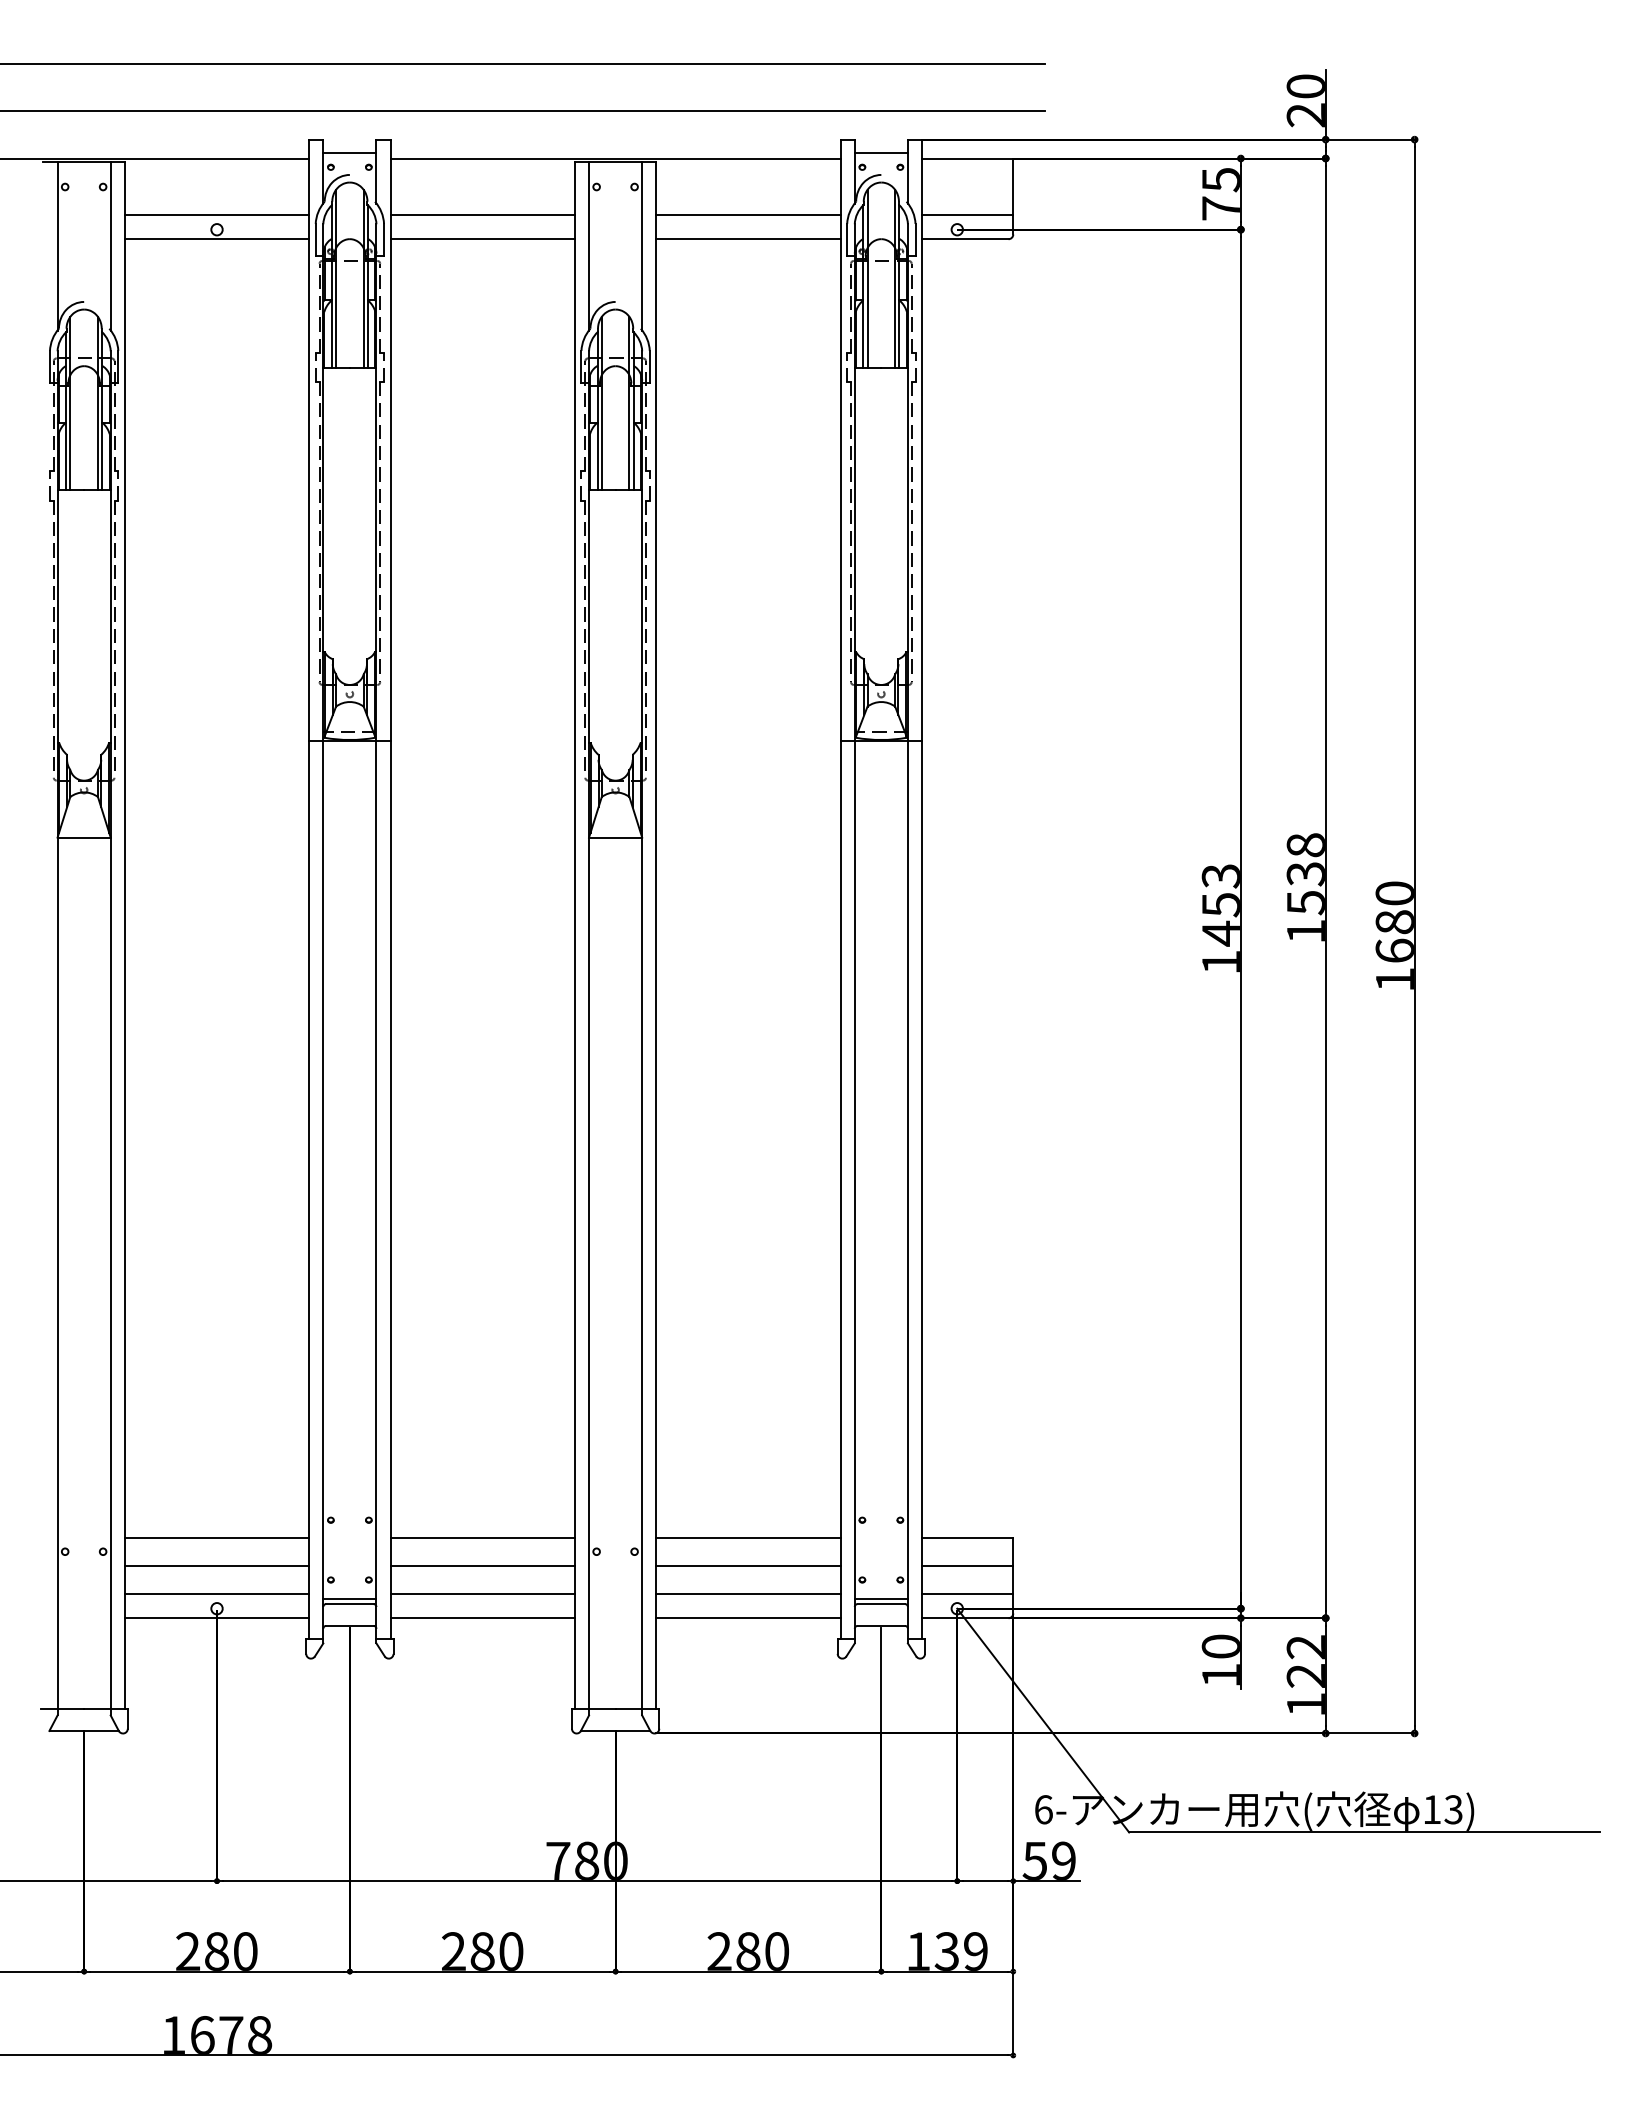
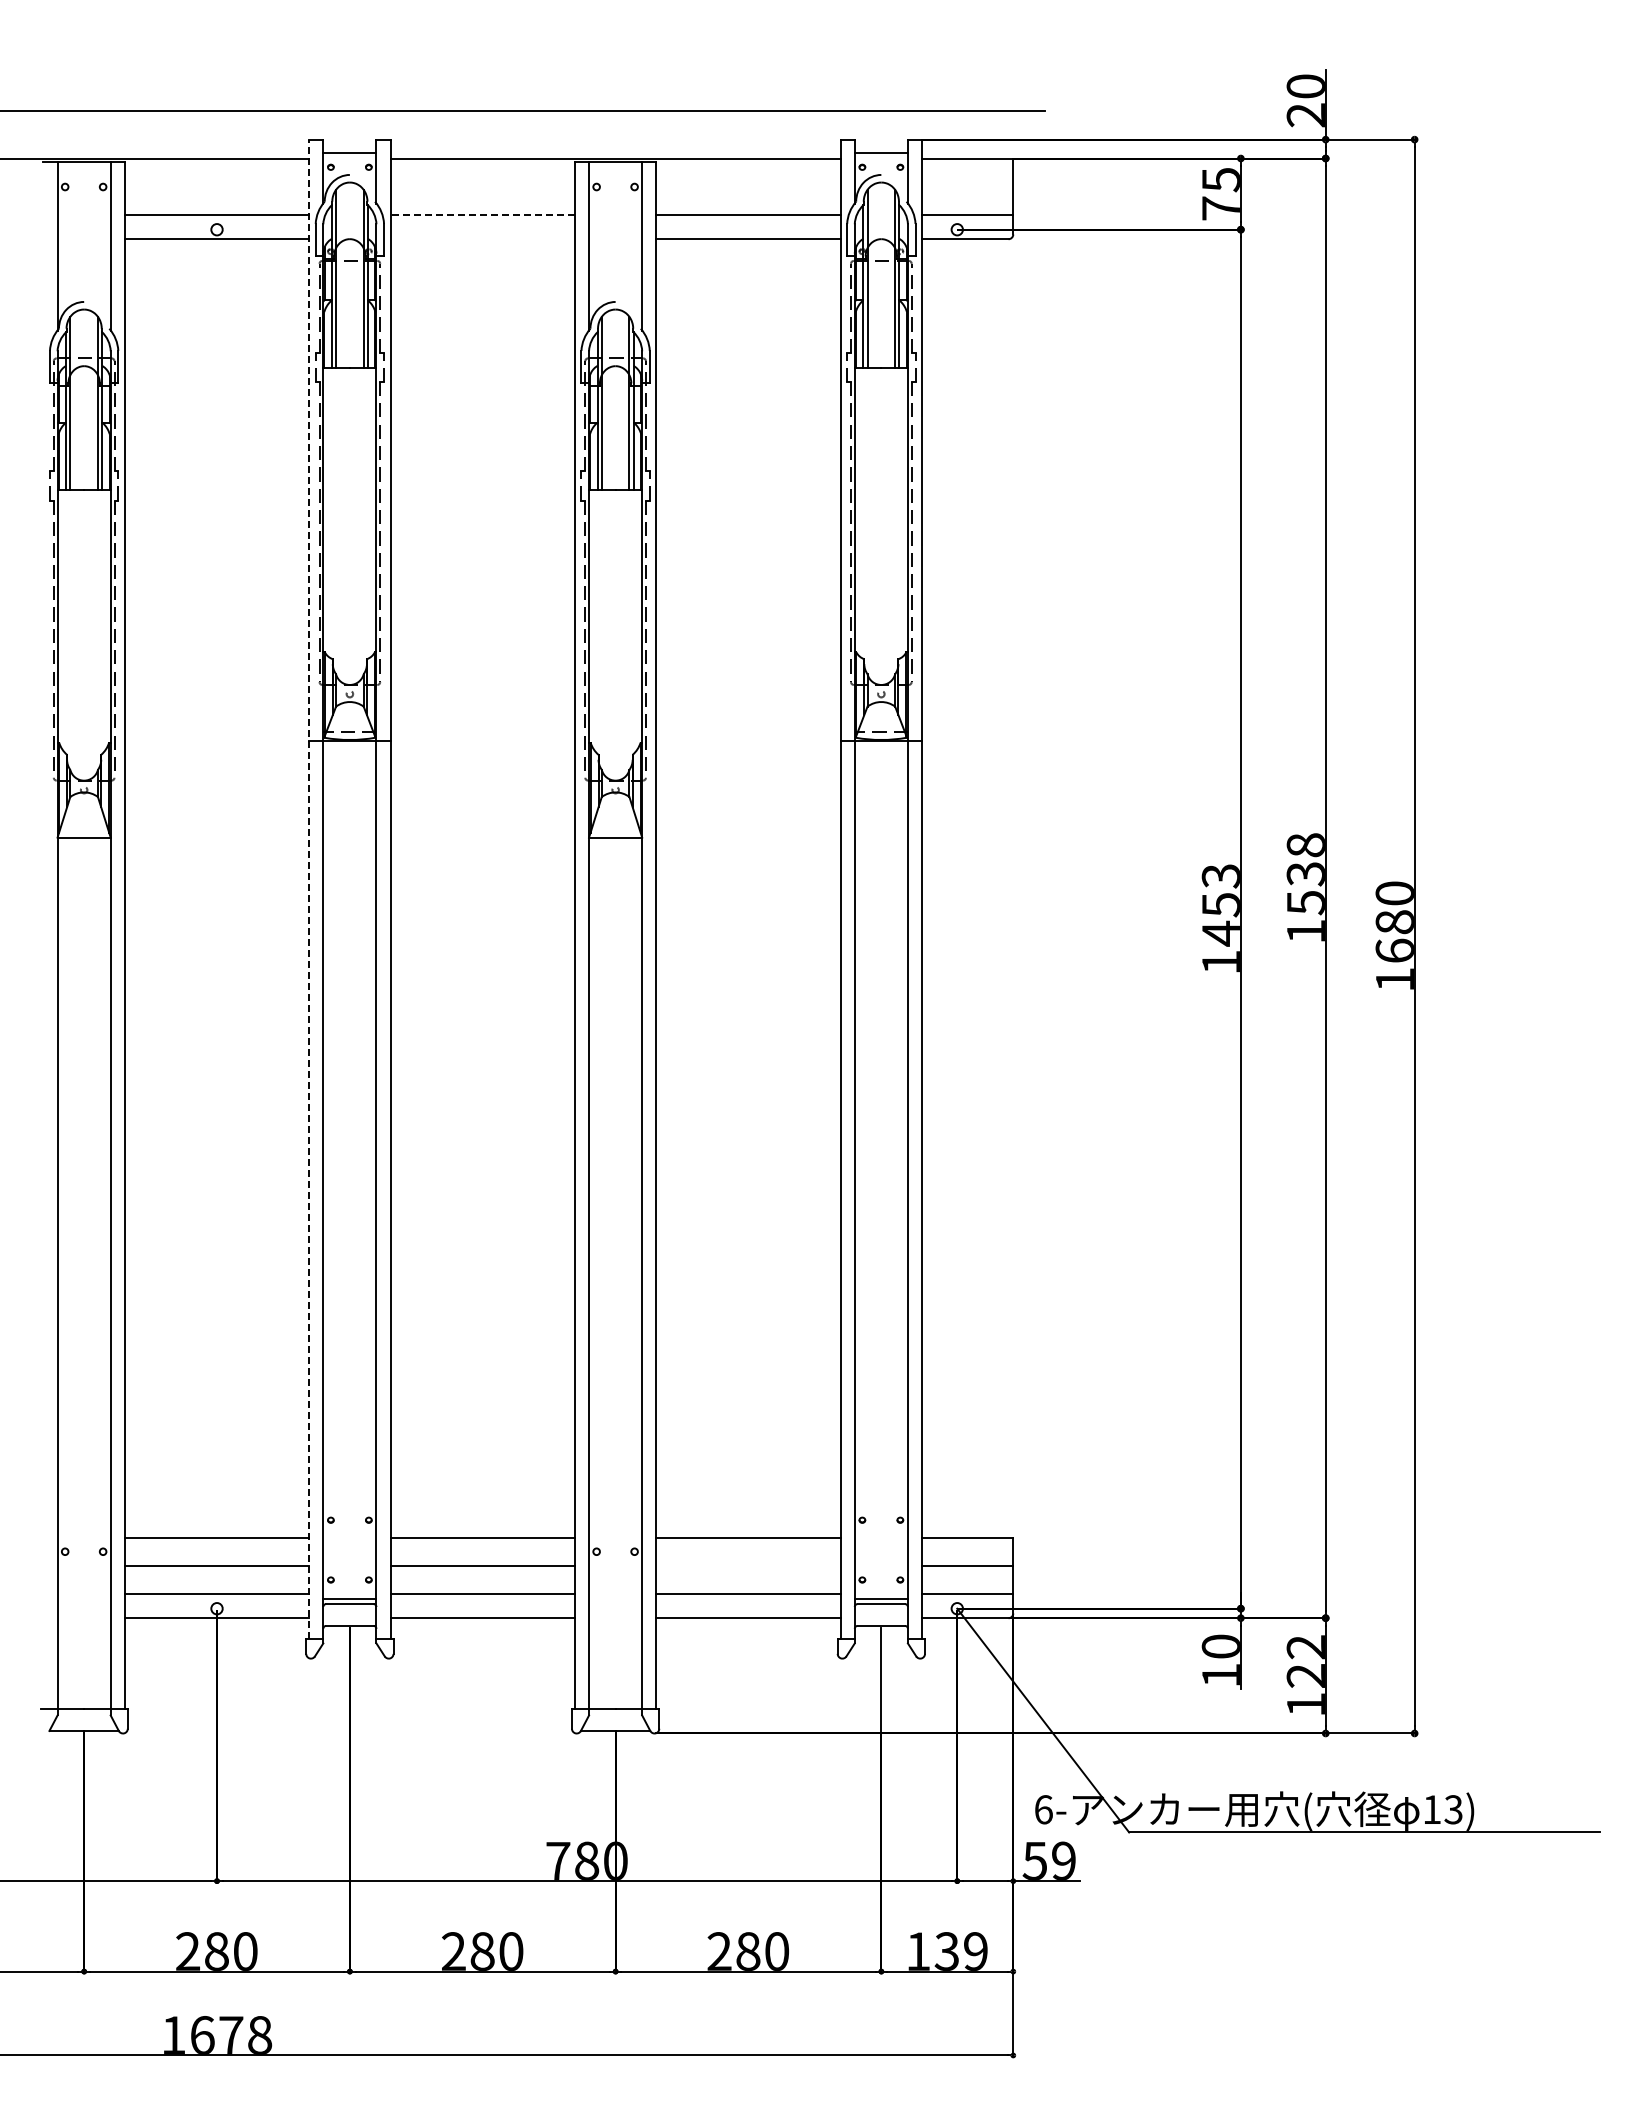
line: present -> none (523, 63)
line: solid -> dashed (482, 215)
line: present -> none (482, 239)
line: solid -> dashed (309, 889)
line: present -> none (748, 1566)
